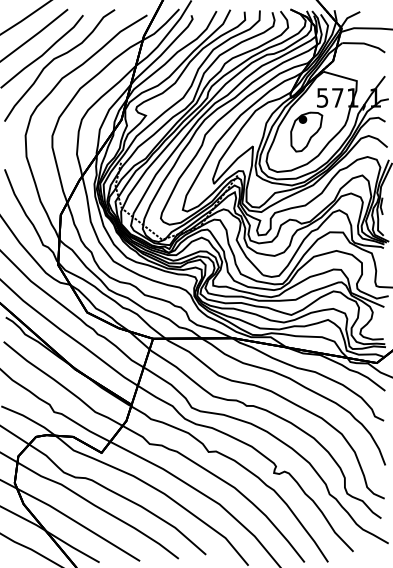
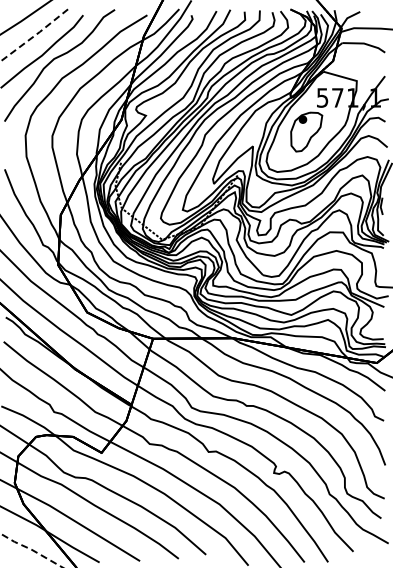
line: solid -> dashed (35, 35)
line: solid -> dashed (31, 549)
